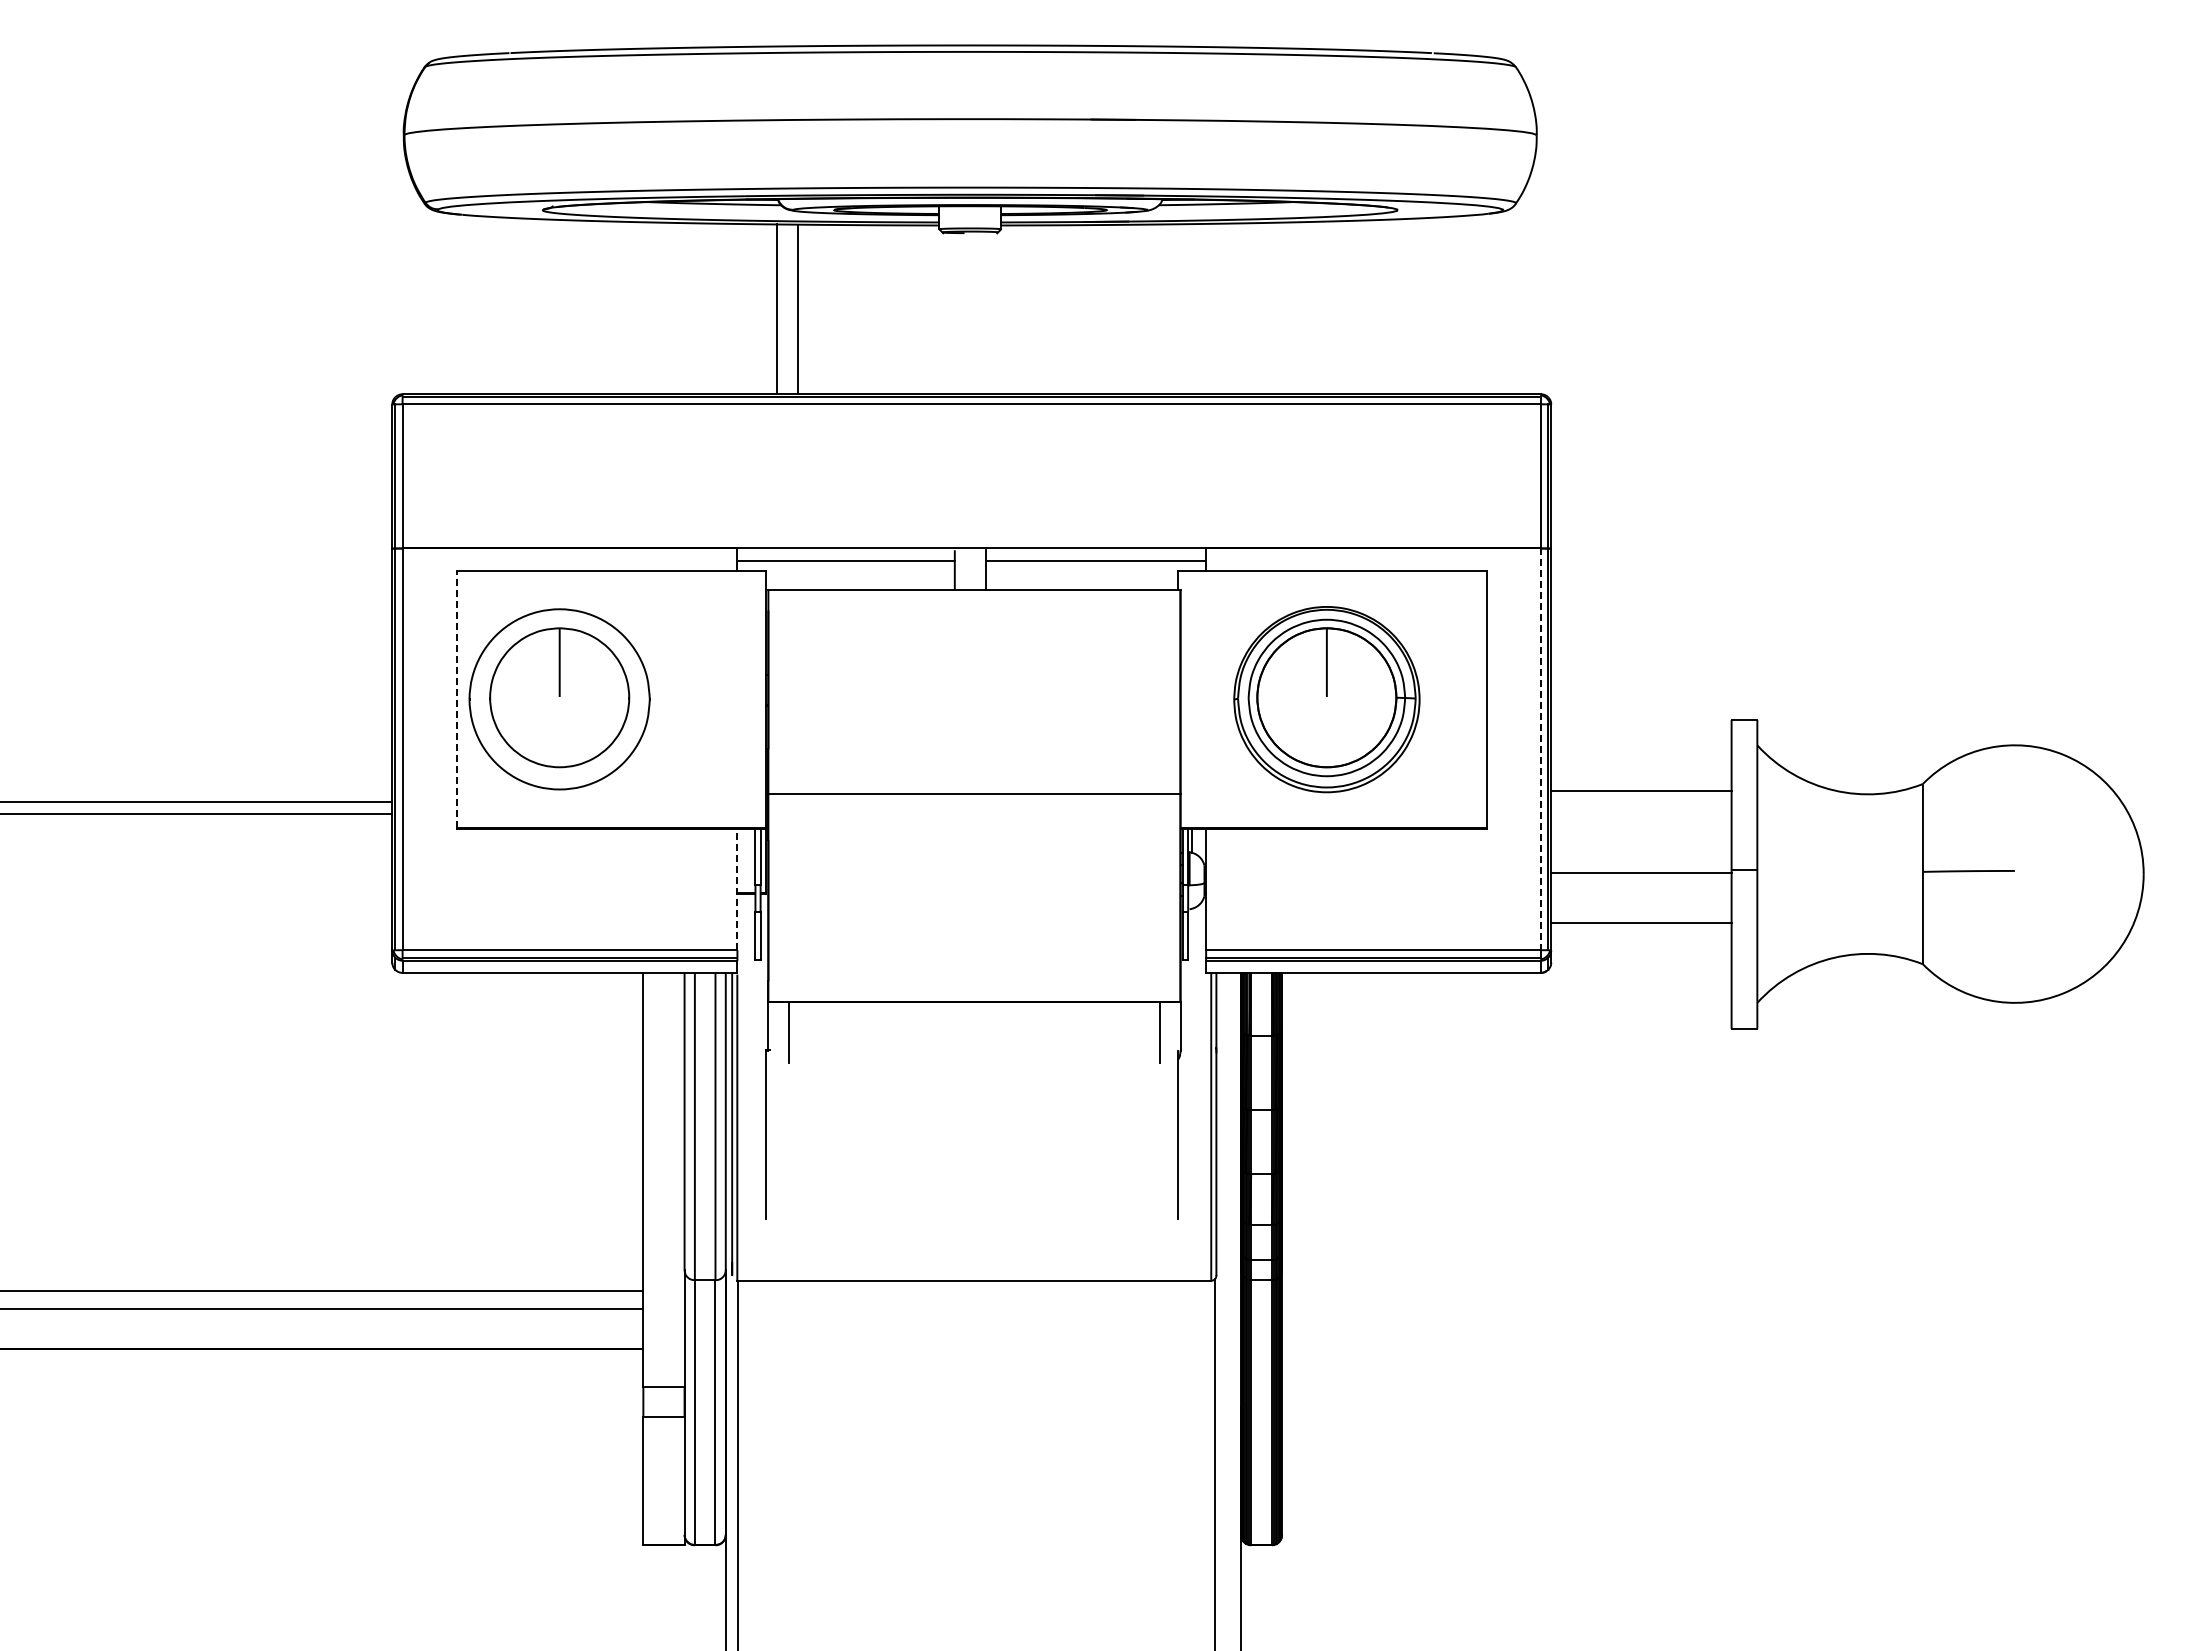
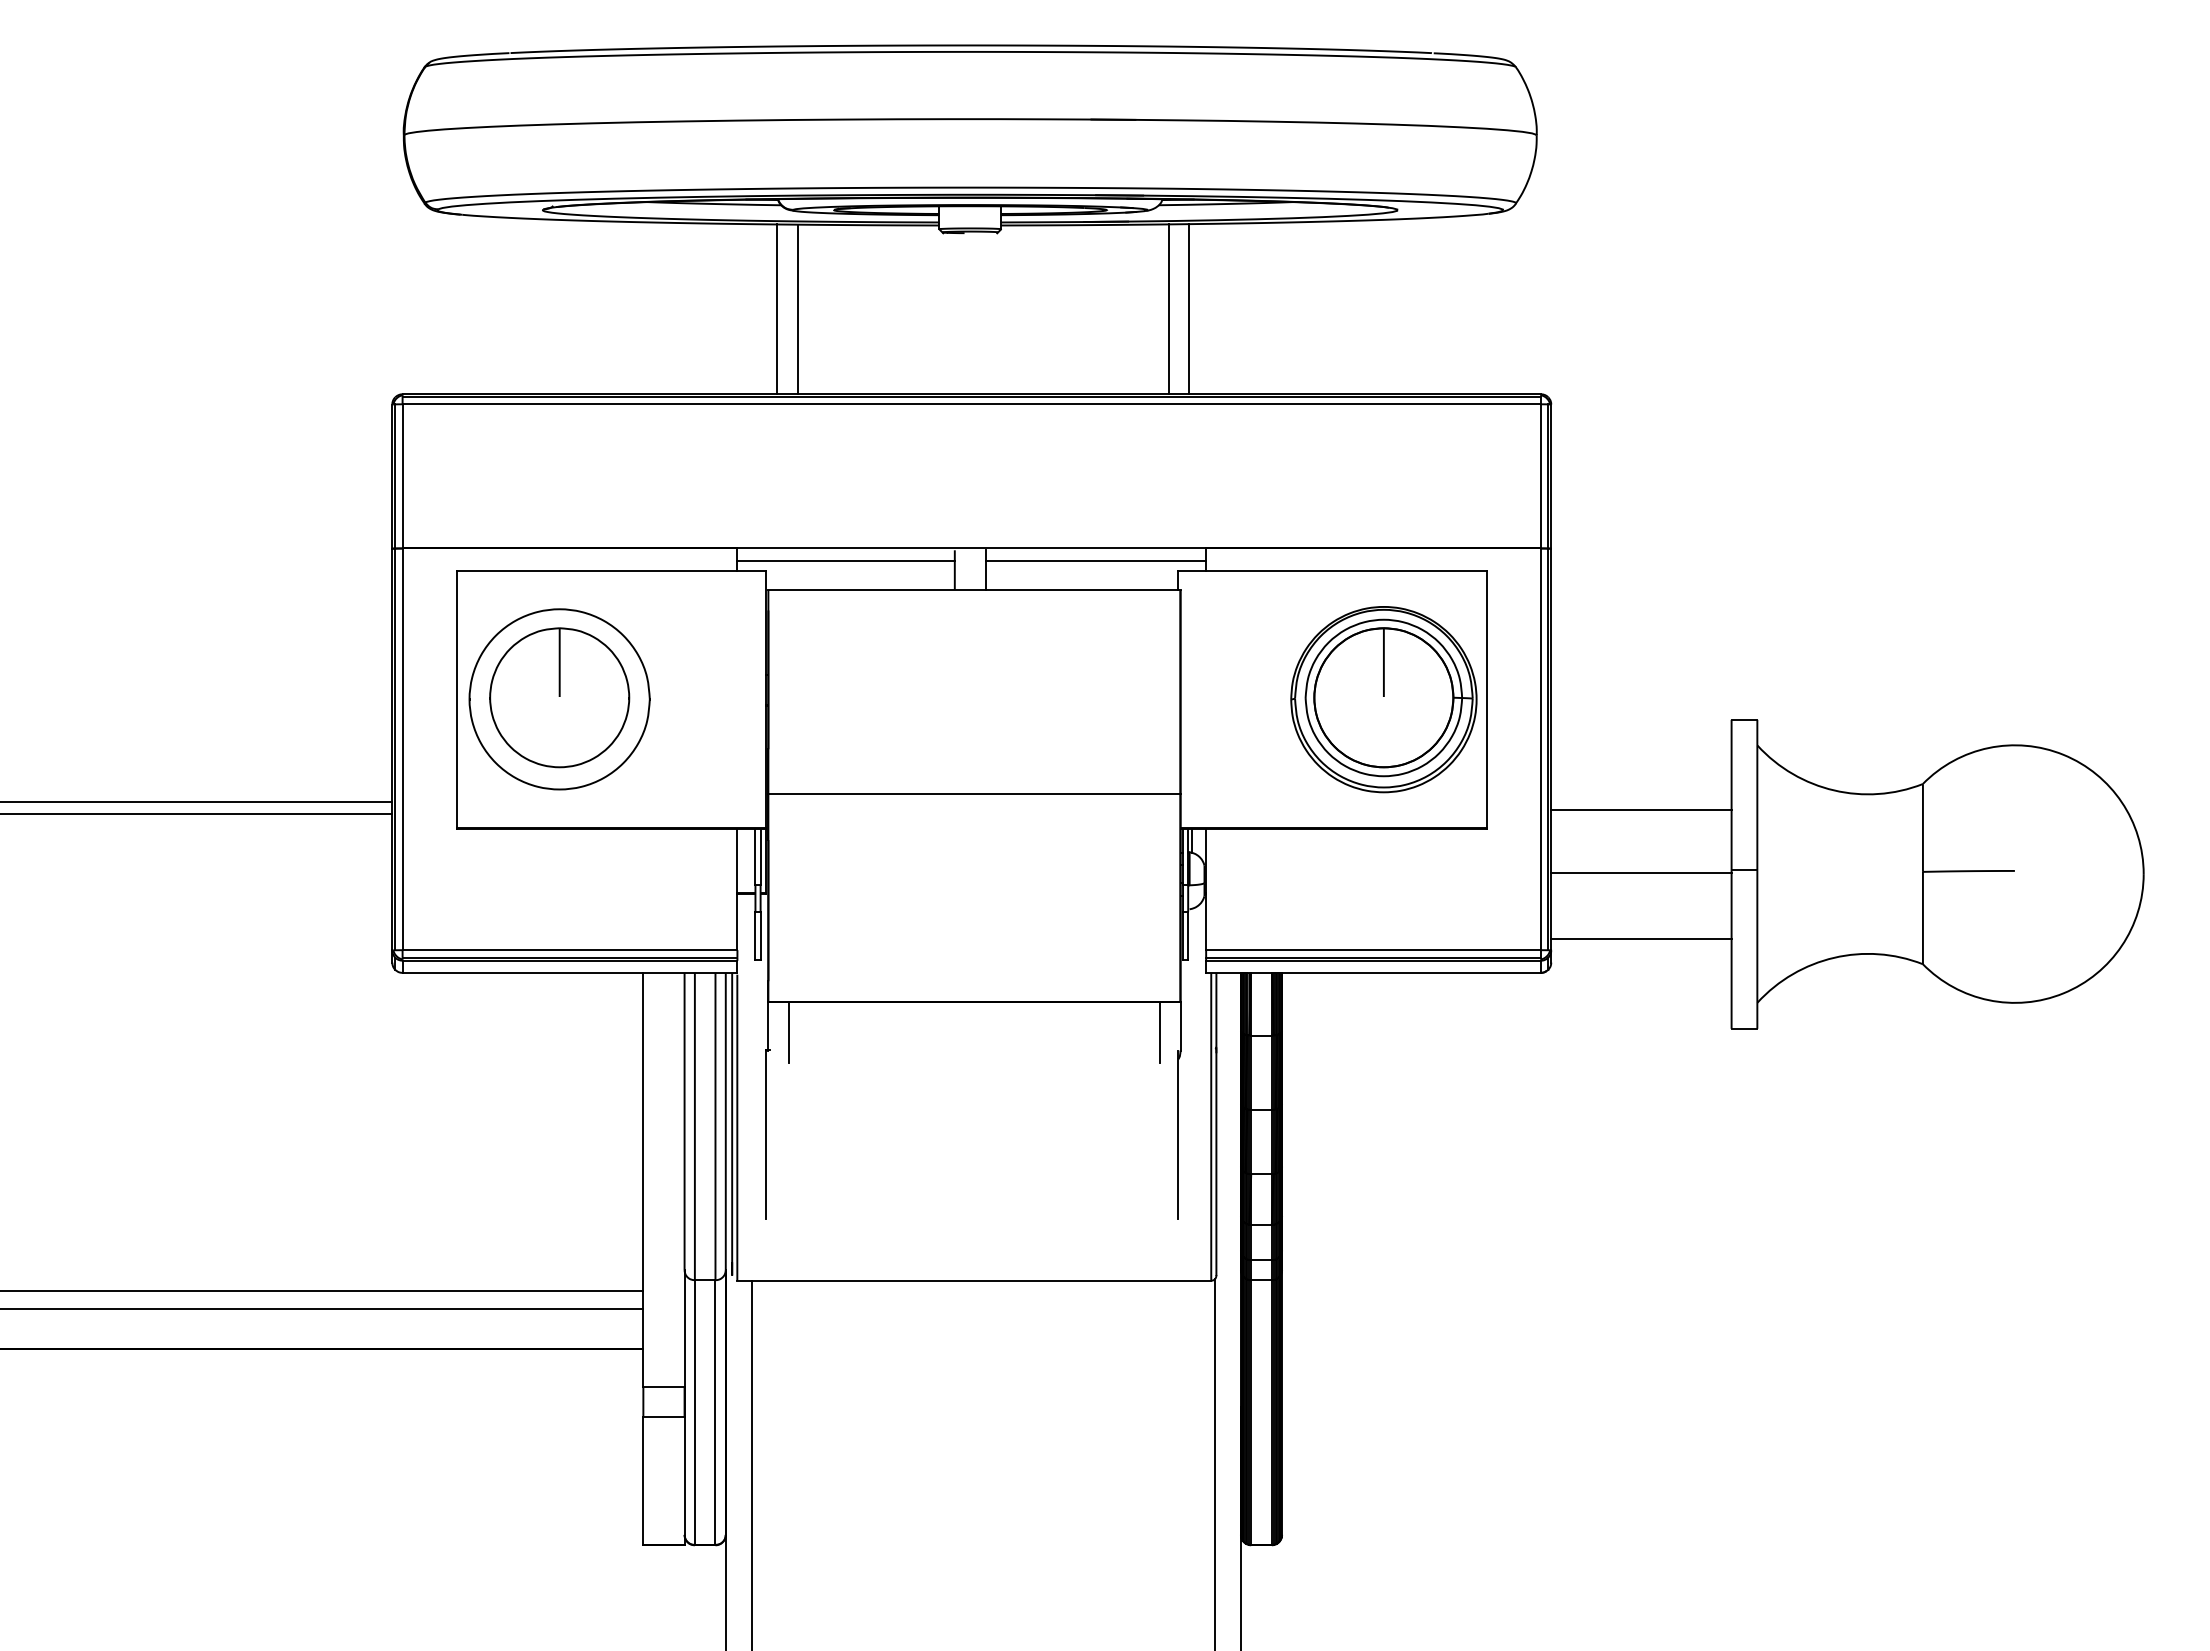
line: none -> present (1168, 309)
line: none -> present (1189, 309)
line: dashed -> solid (456, 699)
part position: (1326, 699) -> (1383, 699) (1383, 699)
line: dashed -> solid (1540, 749)
line position: (1641, 790) -> (1641, 809) (1641, 809)
line: dashed -> solid (737, 889)
line position: (1641, 922) -> (1641, 938) (1641, 938)
line position: (737, 1463) -> (751, 1463) (751, 1463)
